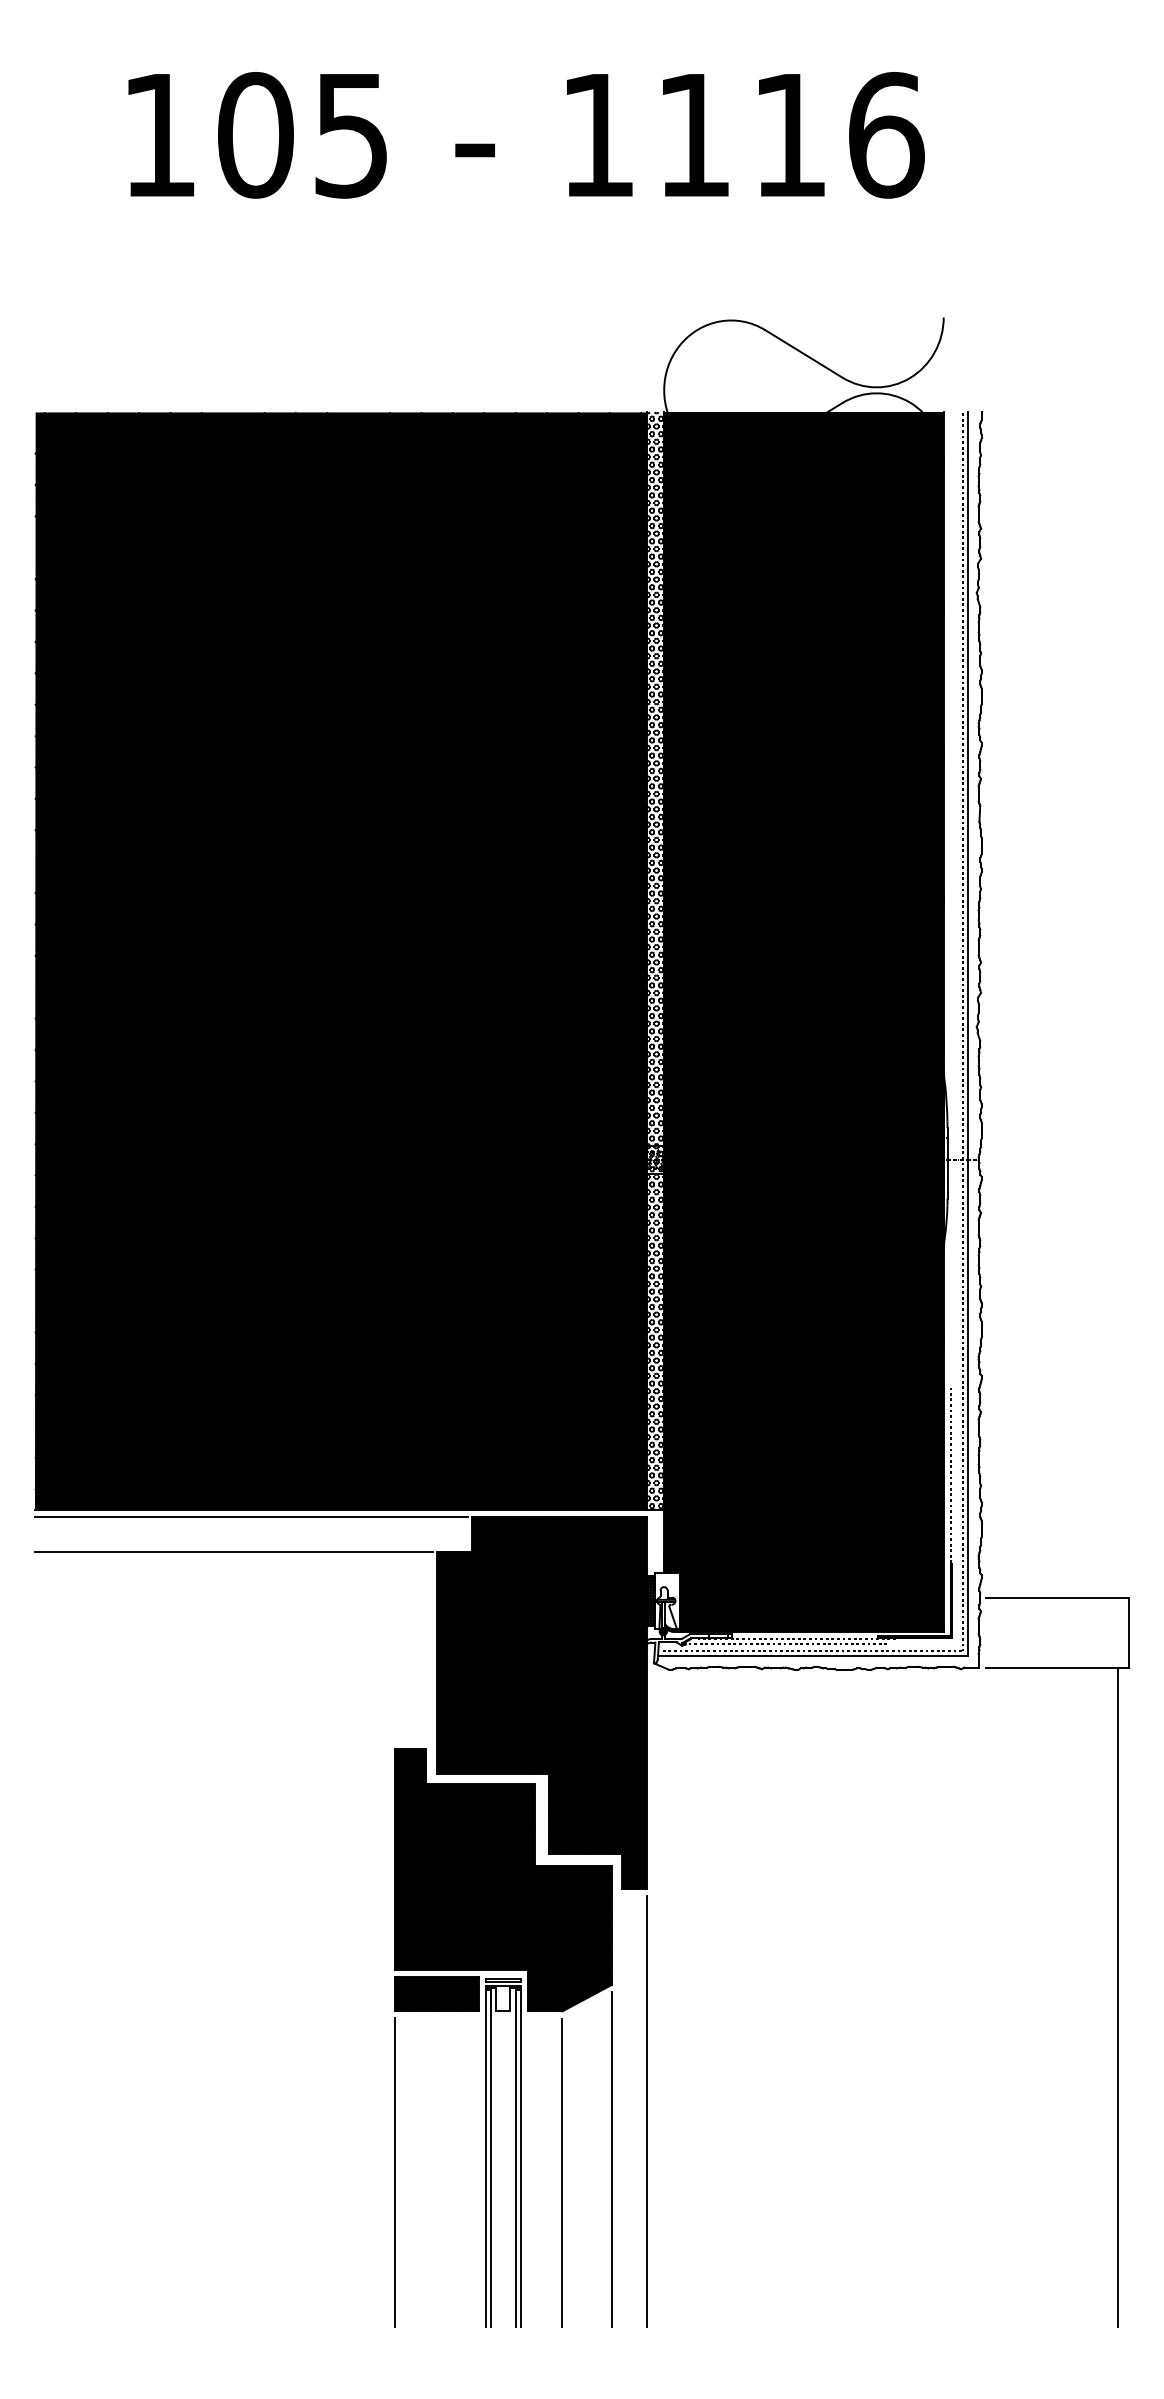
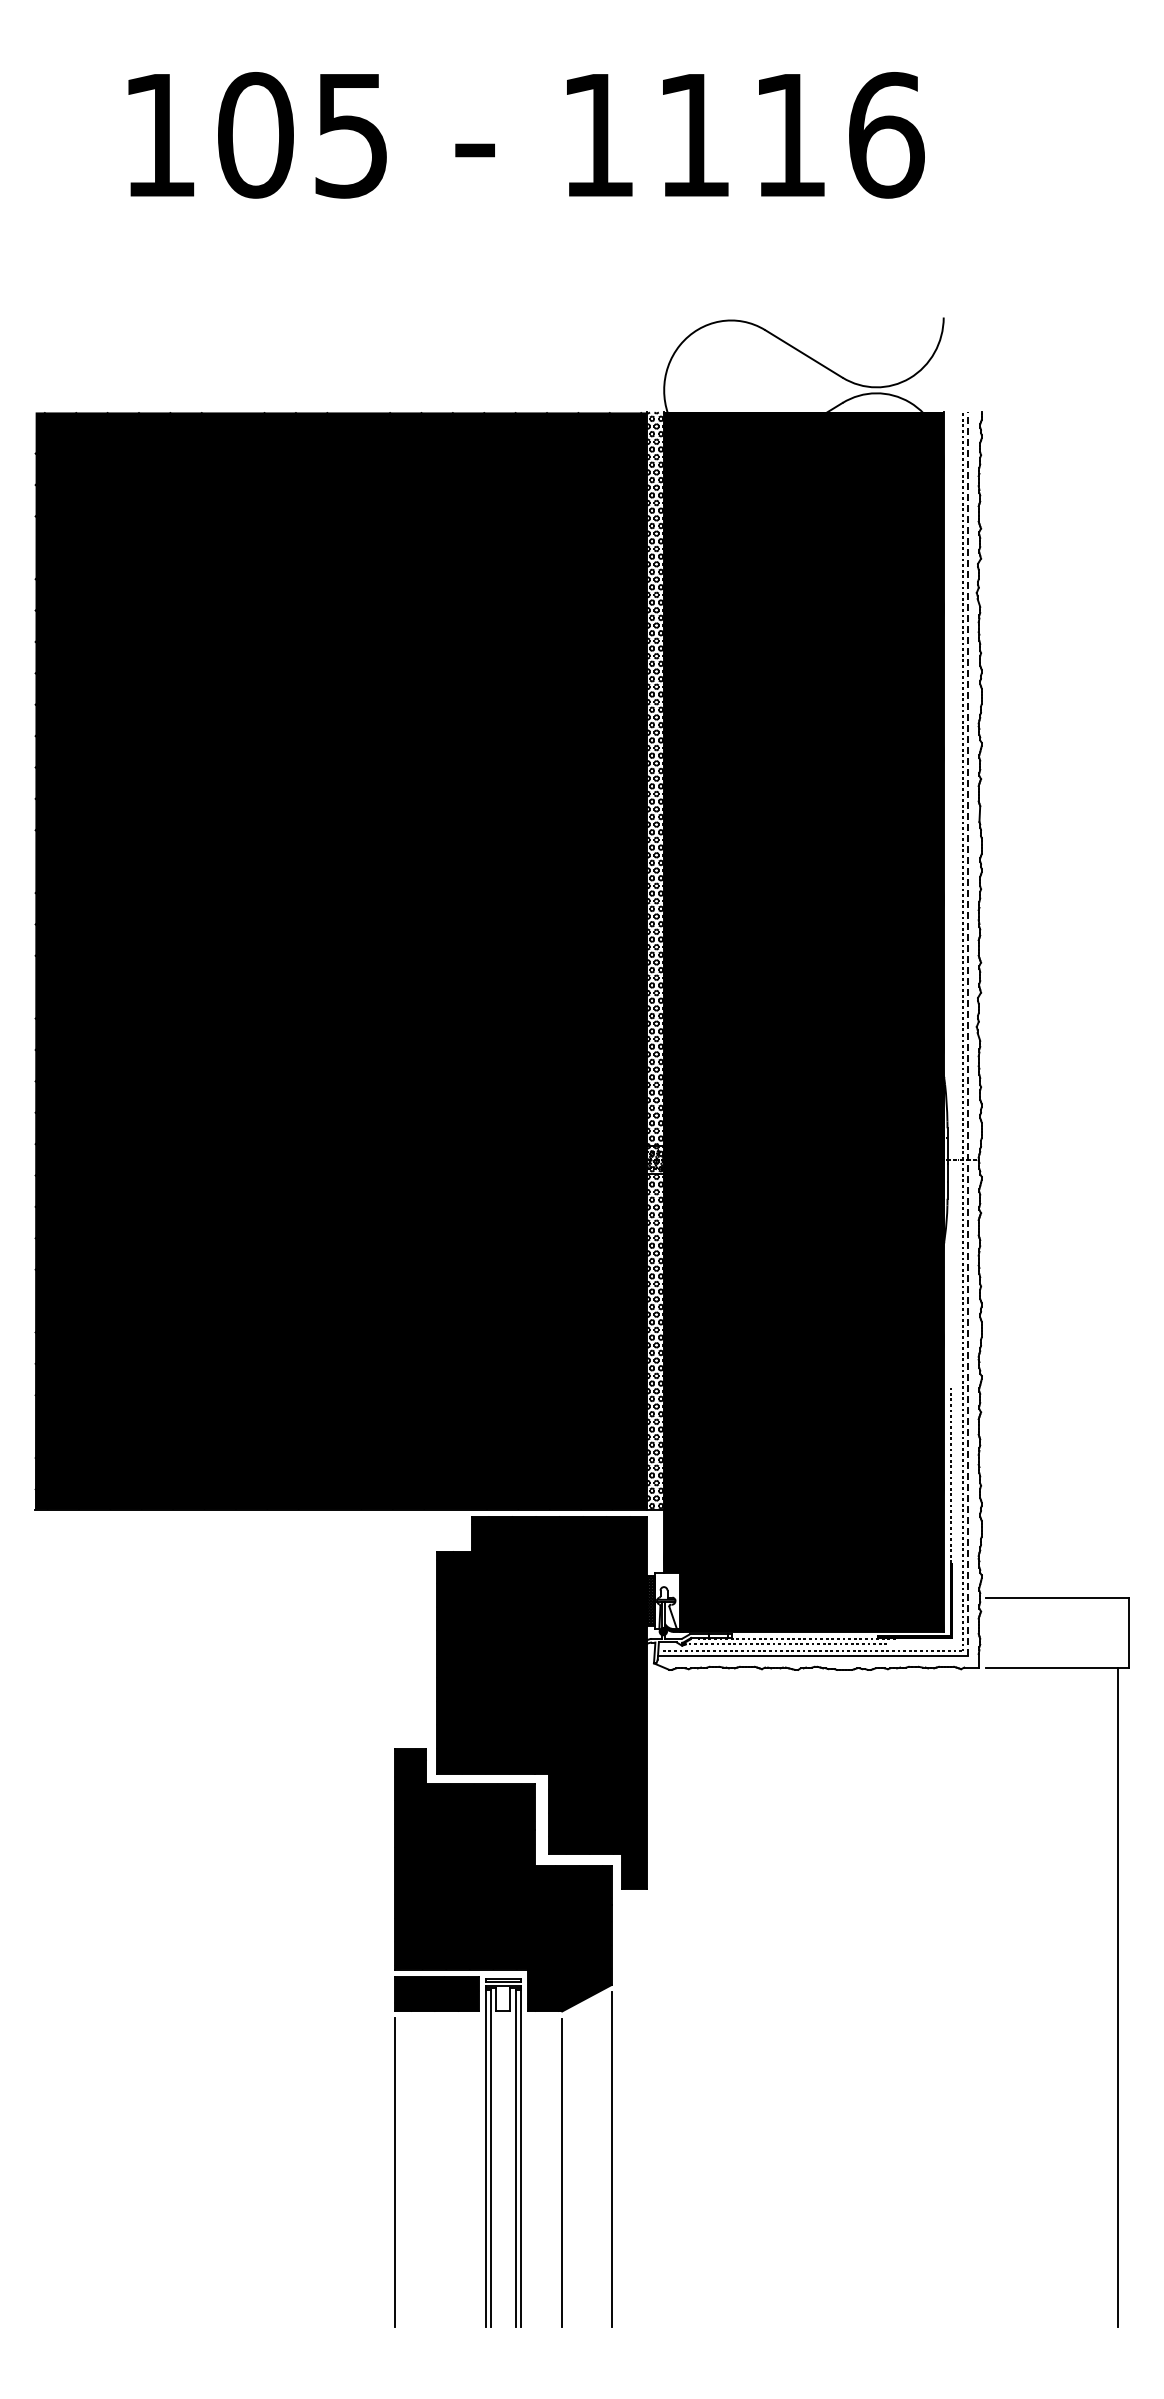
line: solid -> dashed (968, 1034)
line: present -> none (251, 1516)
line: present -> none (234, 1551)
line: present -> none (646, 2111)
